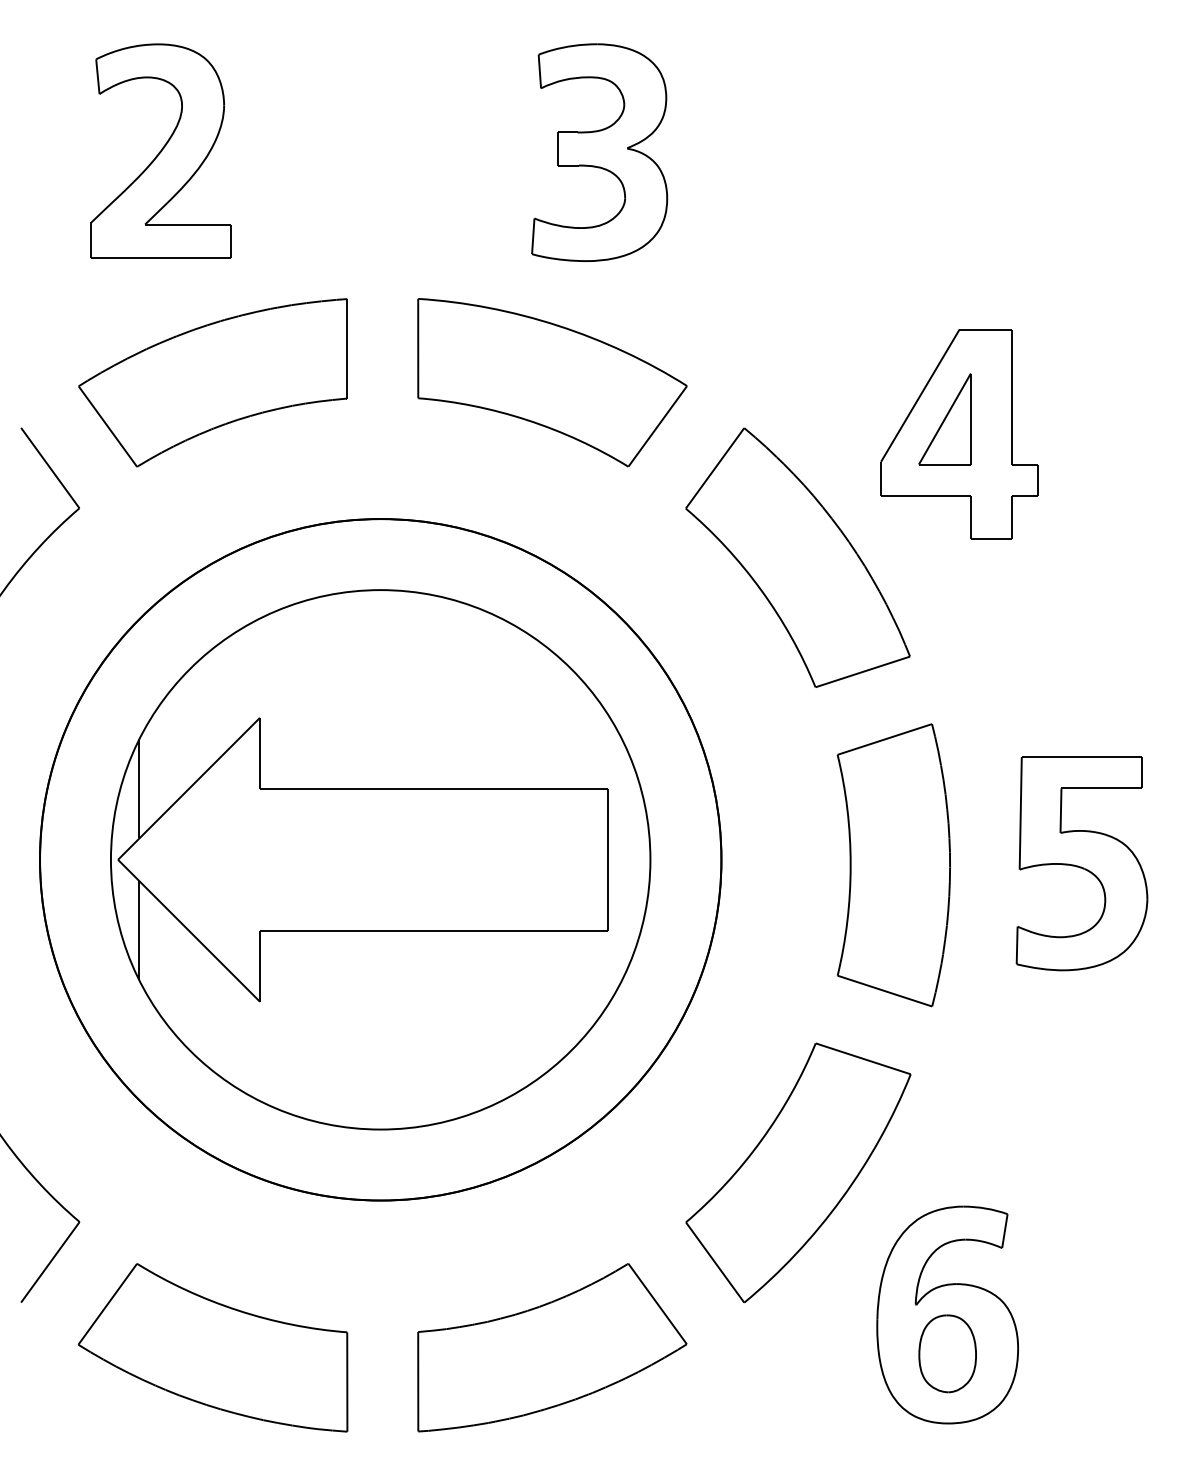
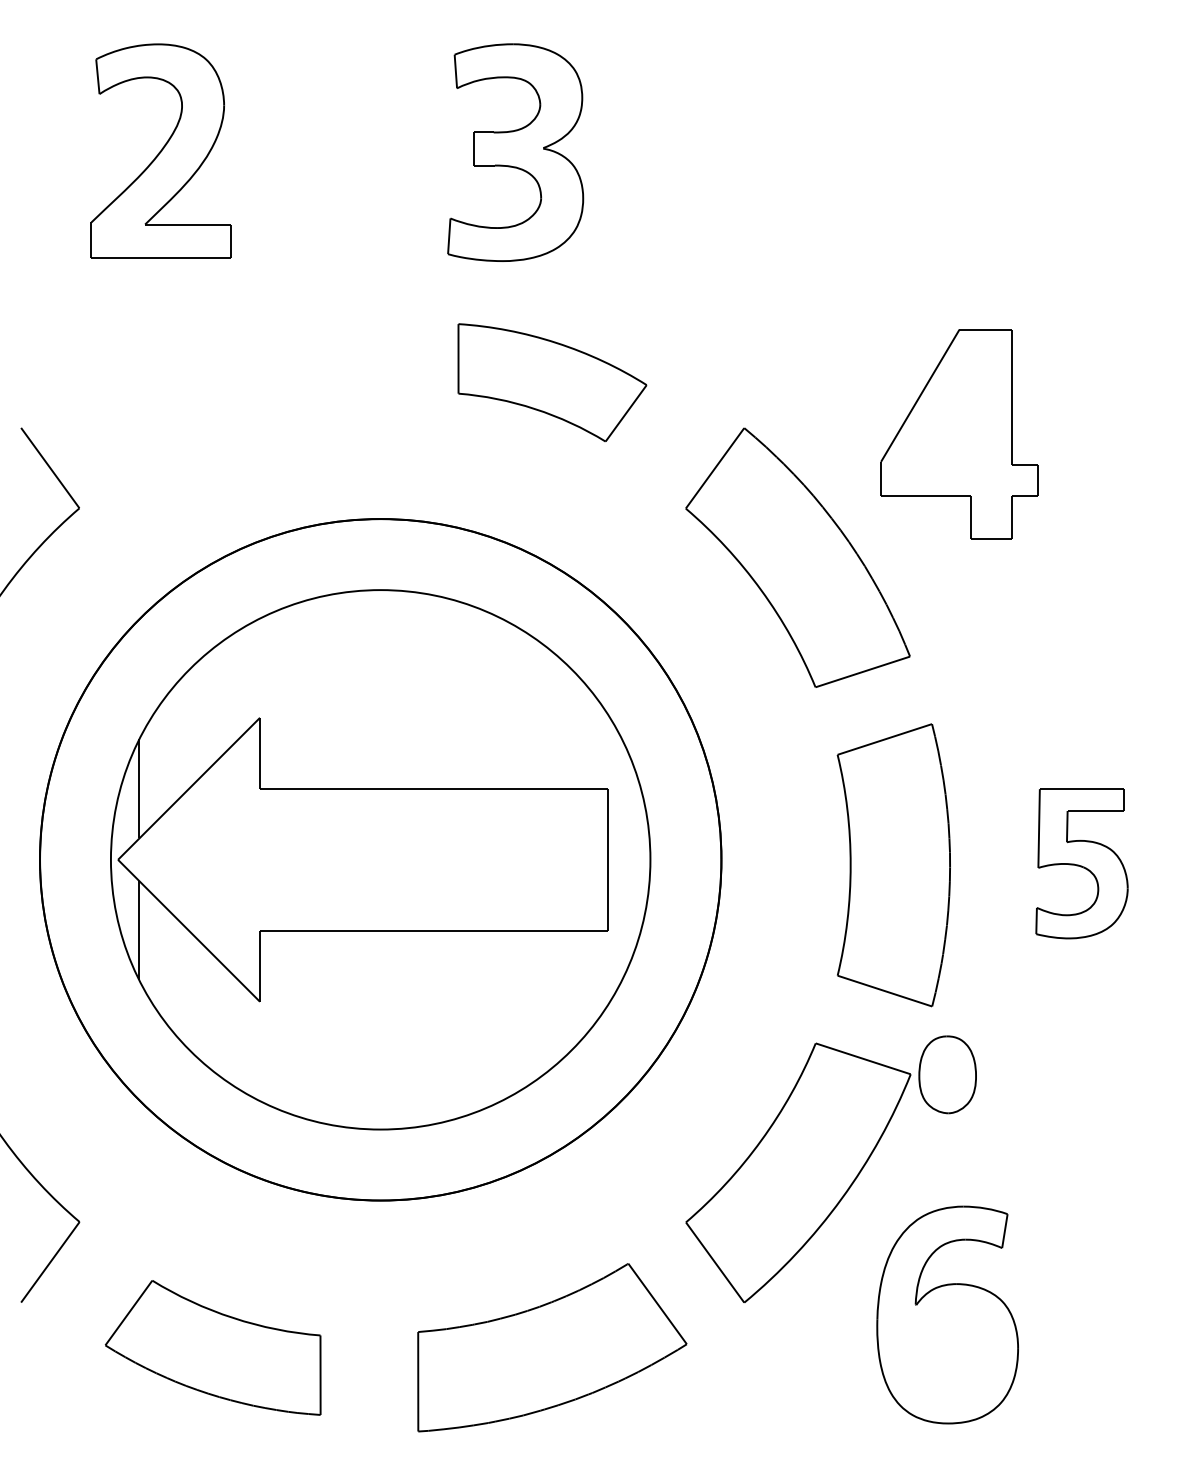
part position: (599, 152) -> (515, 152) (515, 152)
part: present -> none (212, 382)
part size: 271x170 px -> 191x120 px (552, 382)
part: present -> none (944, 419)
part size: 134x216 px -> 94x152 px (1081, 863)
part size: 271x170 px -> 218x136 px (212, 1347)
part position: (947, 1353) -> (947, 1074) (947, 1074)
